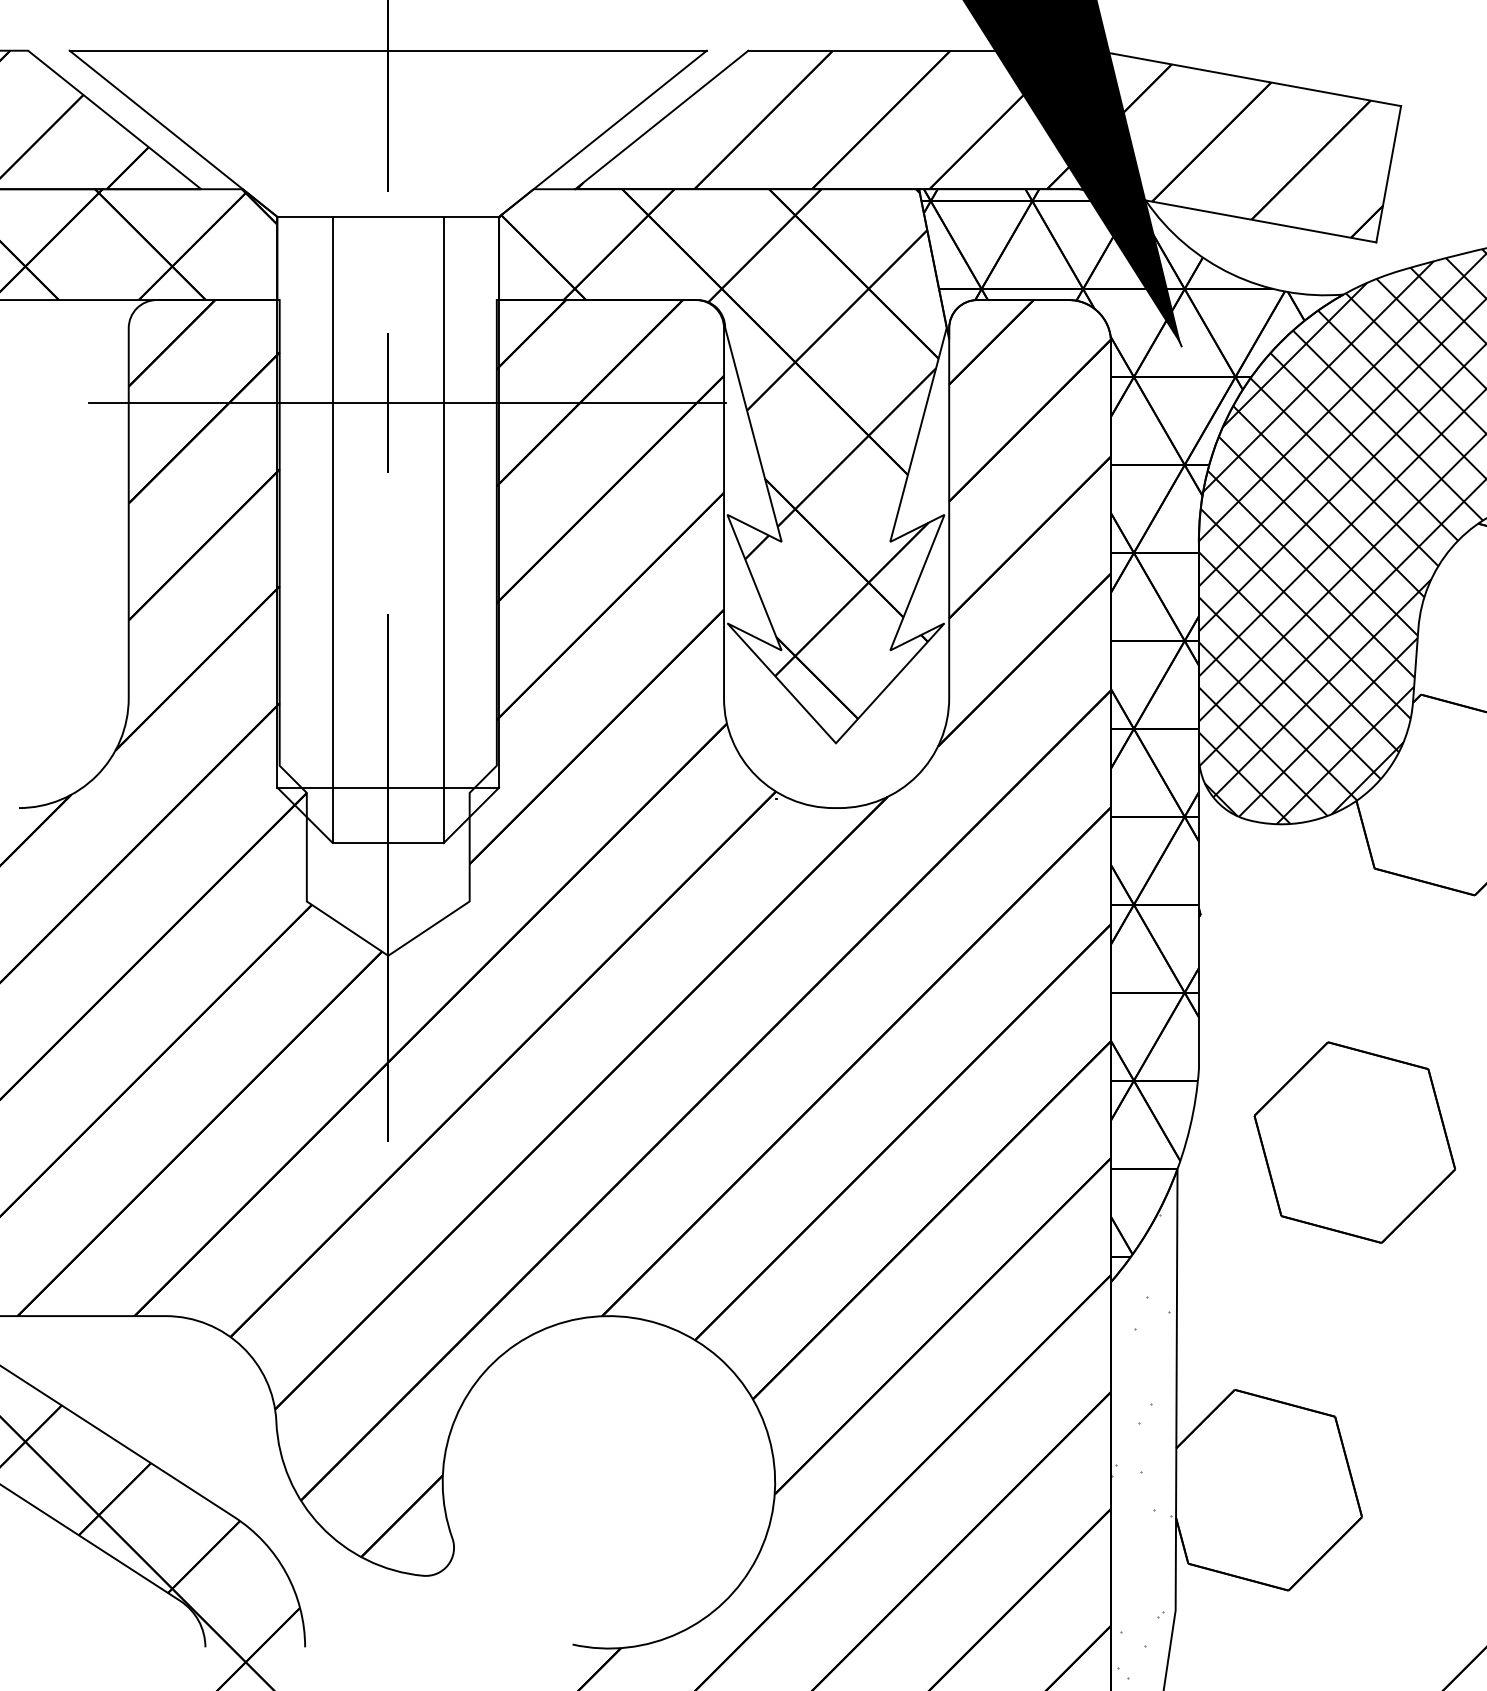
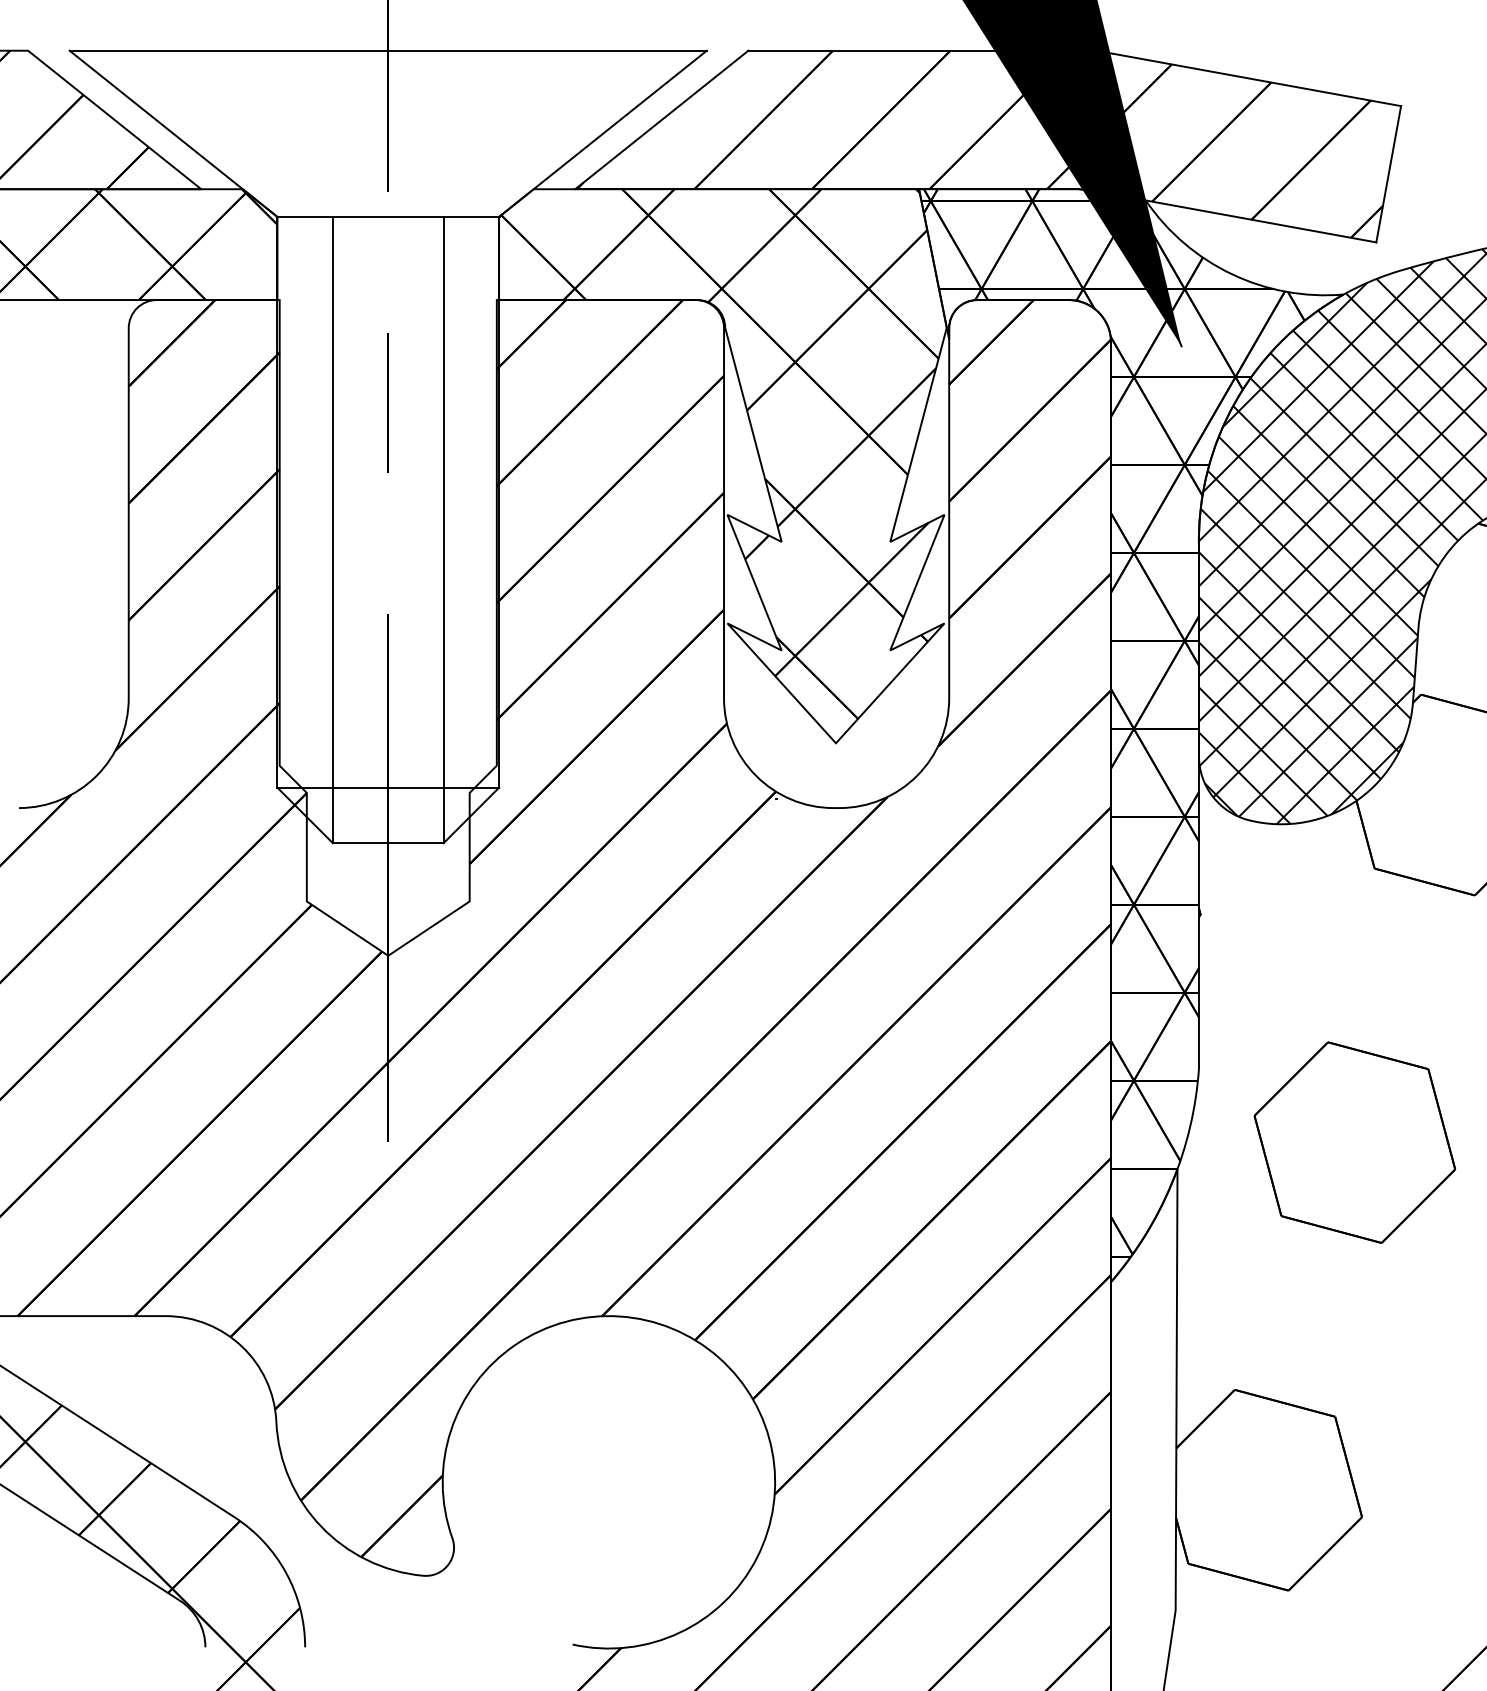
line: present -> none (406, 402)
hatch: present -> none (1141, 1446)
